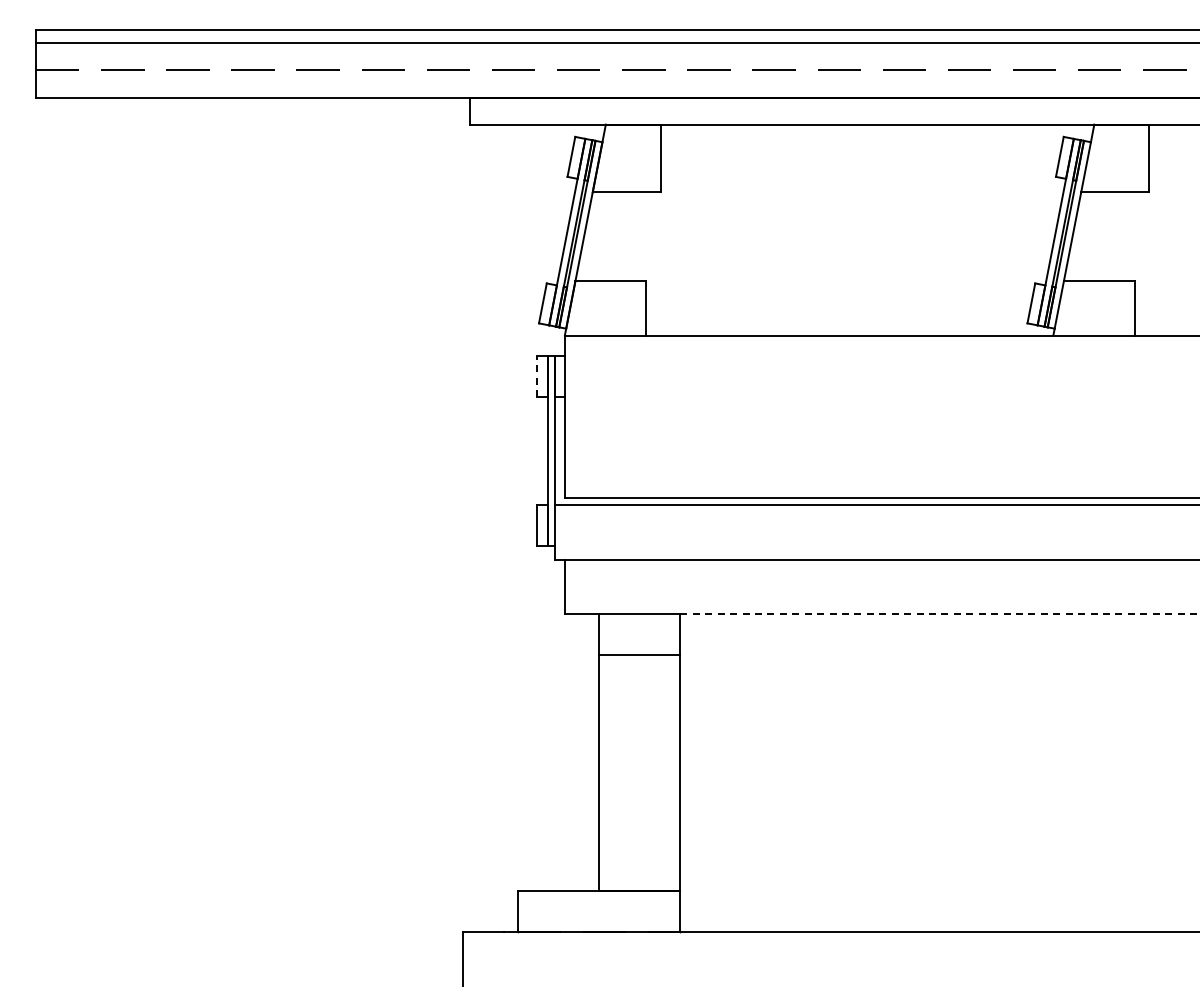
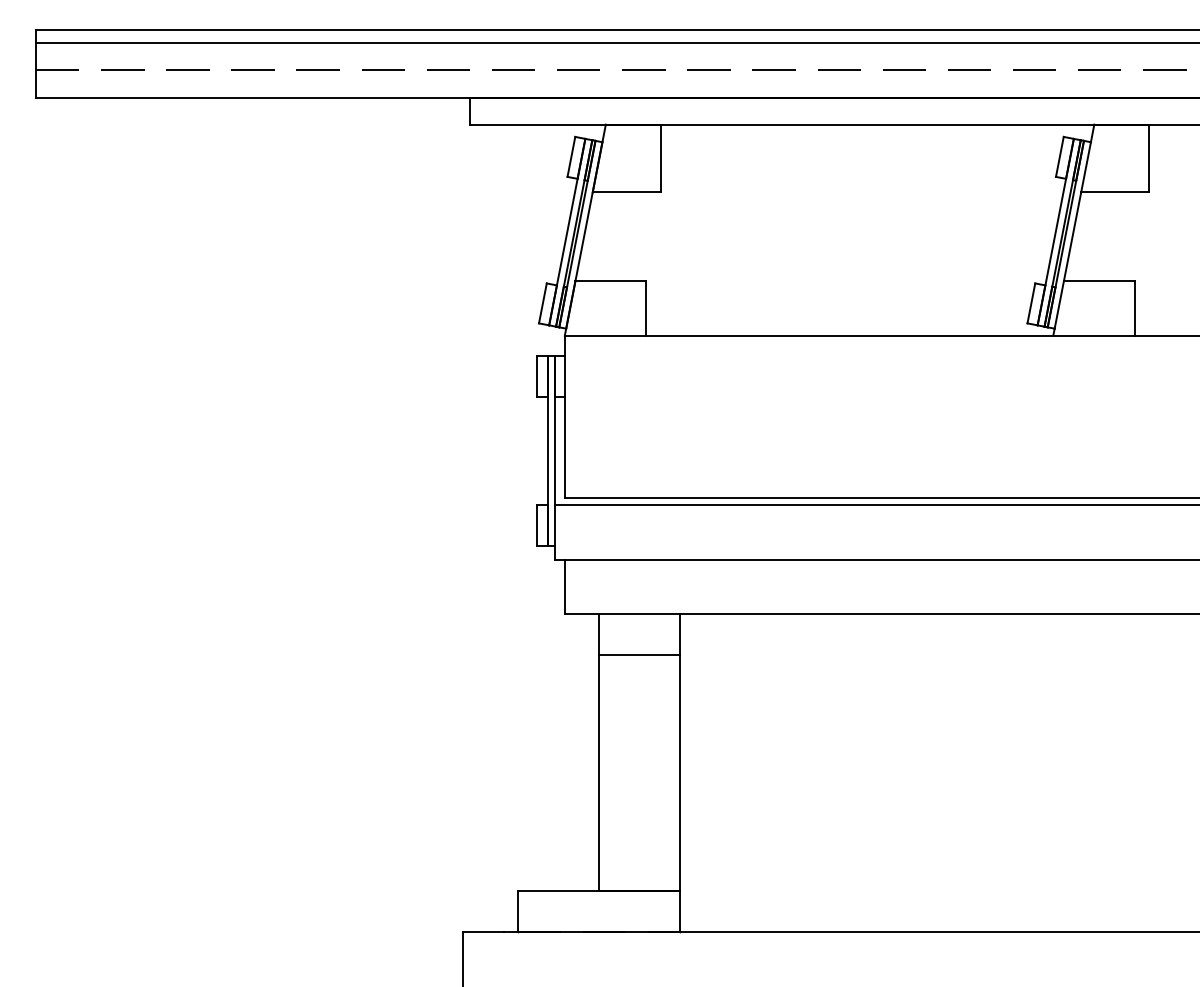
line: dashed -> solid (537, 376)
line: dashed -> solid (940, 614)
